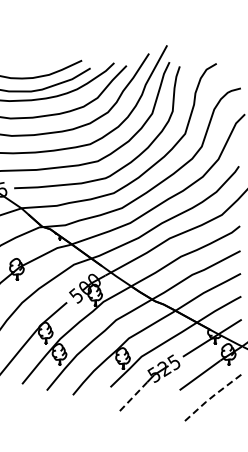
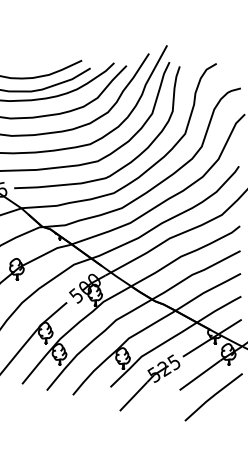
line: dashed -> solid (133, 396)
line: dashed -> solid (212, 396)
